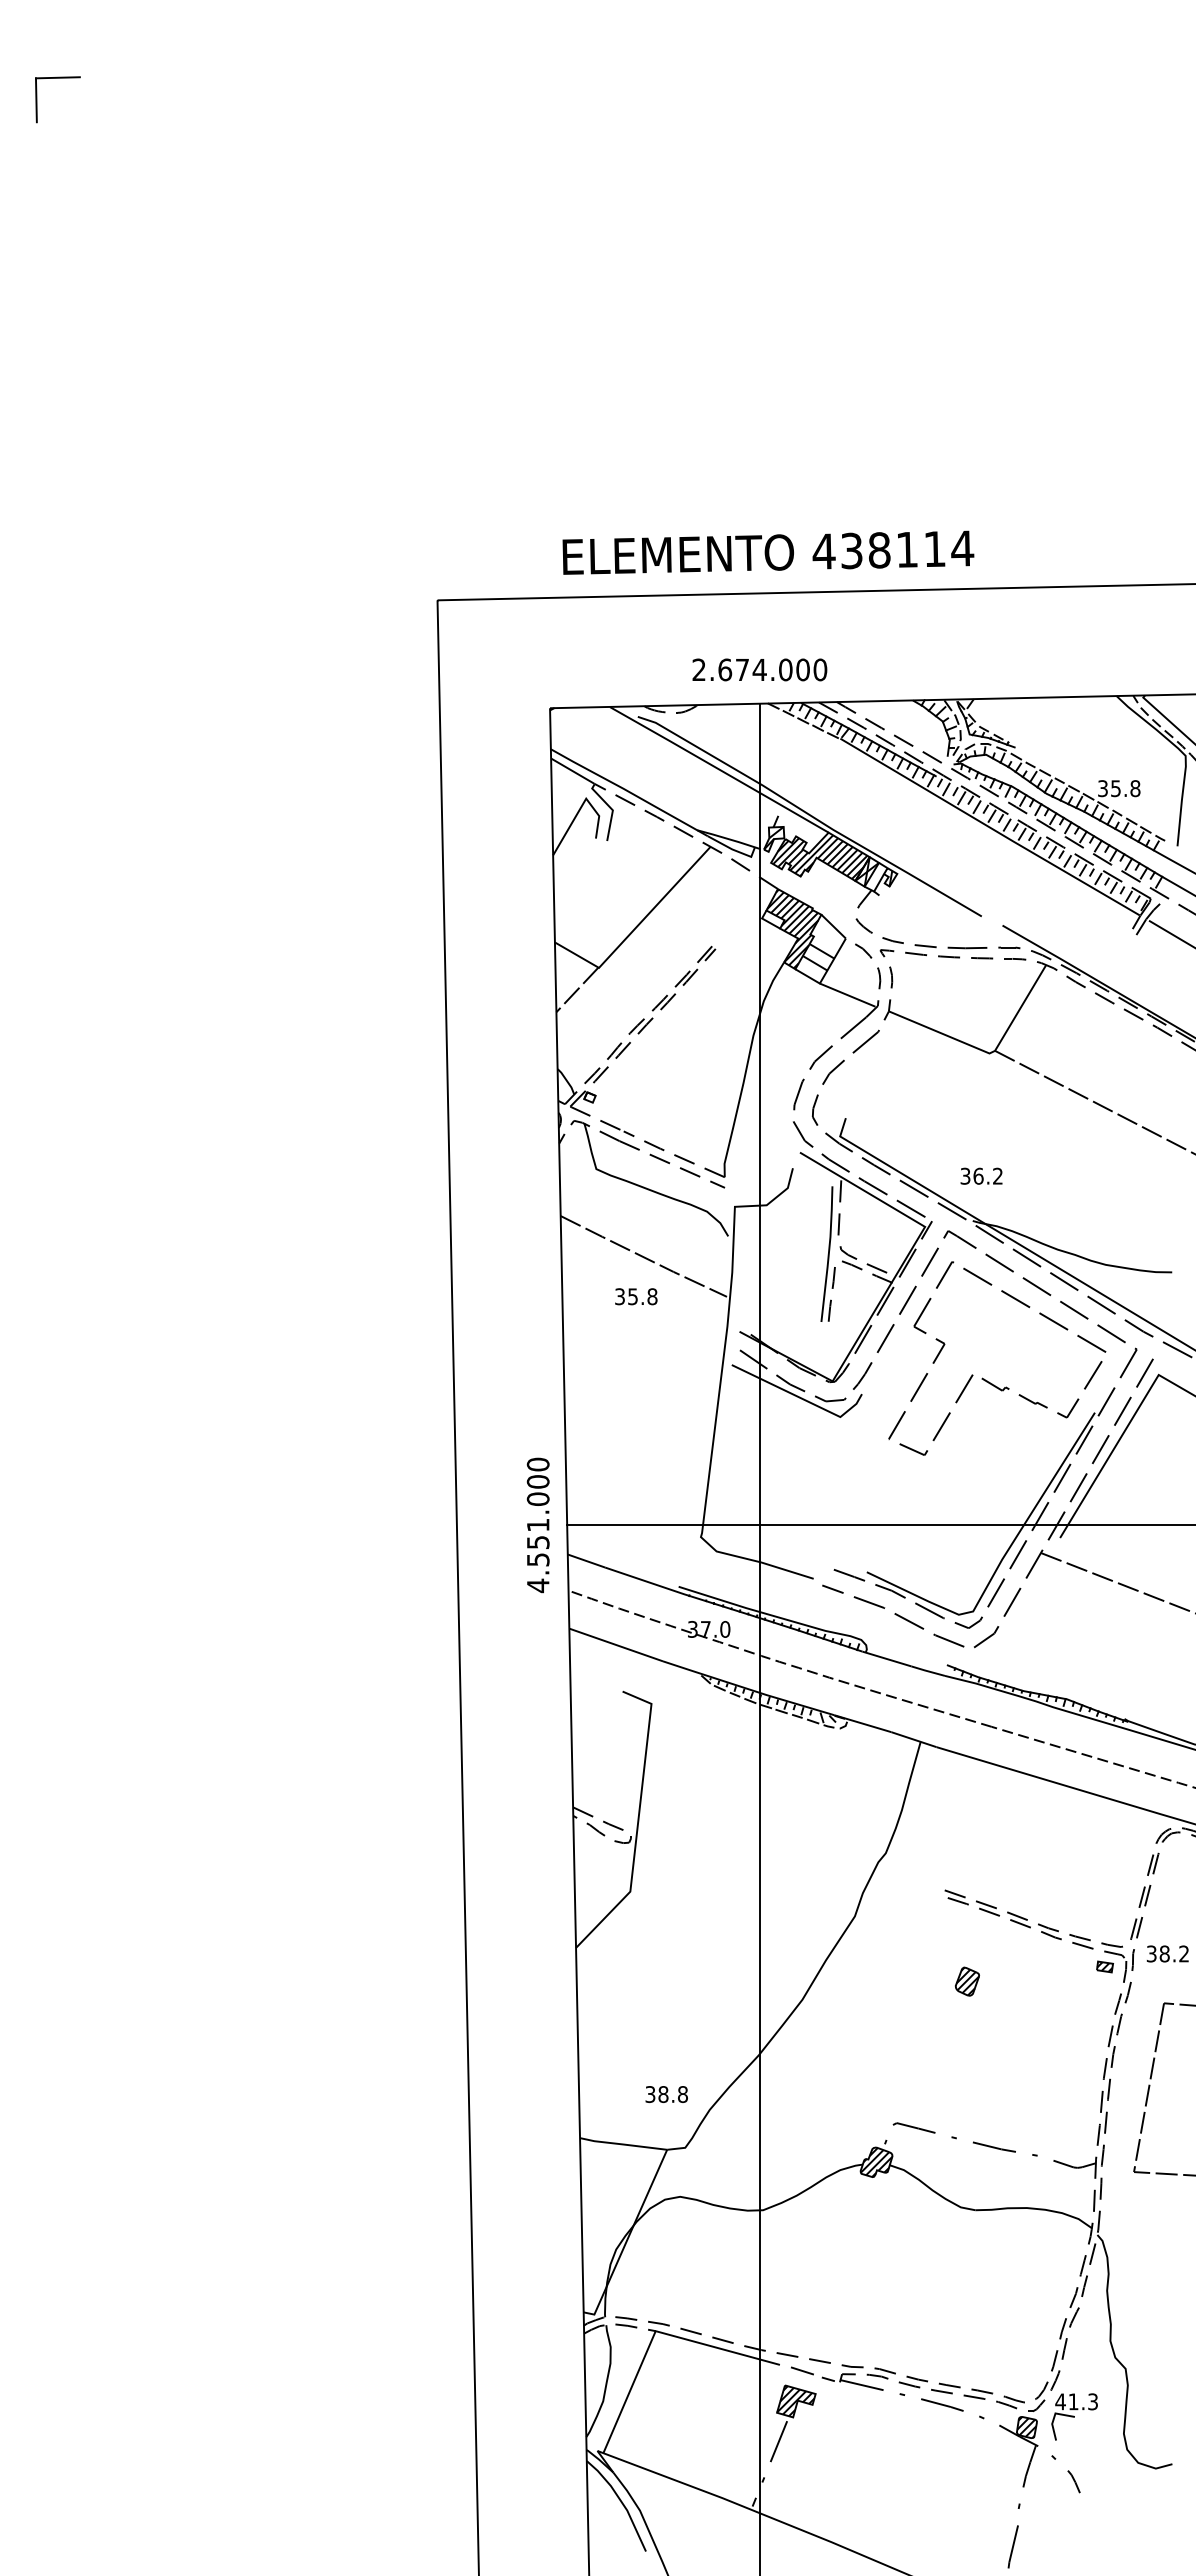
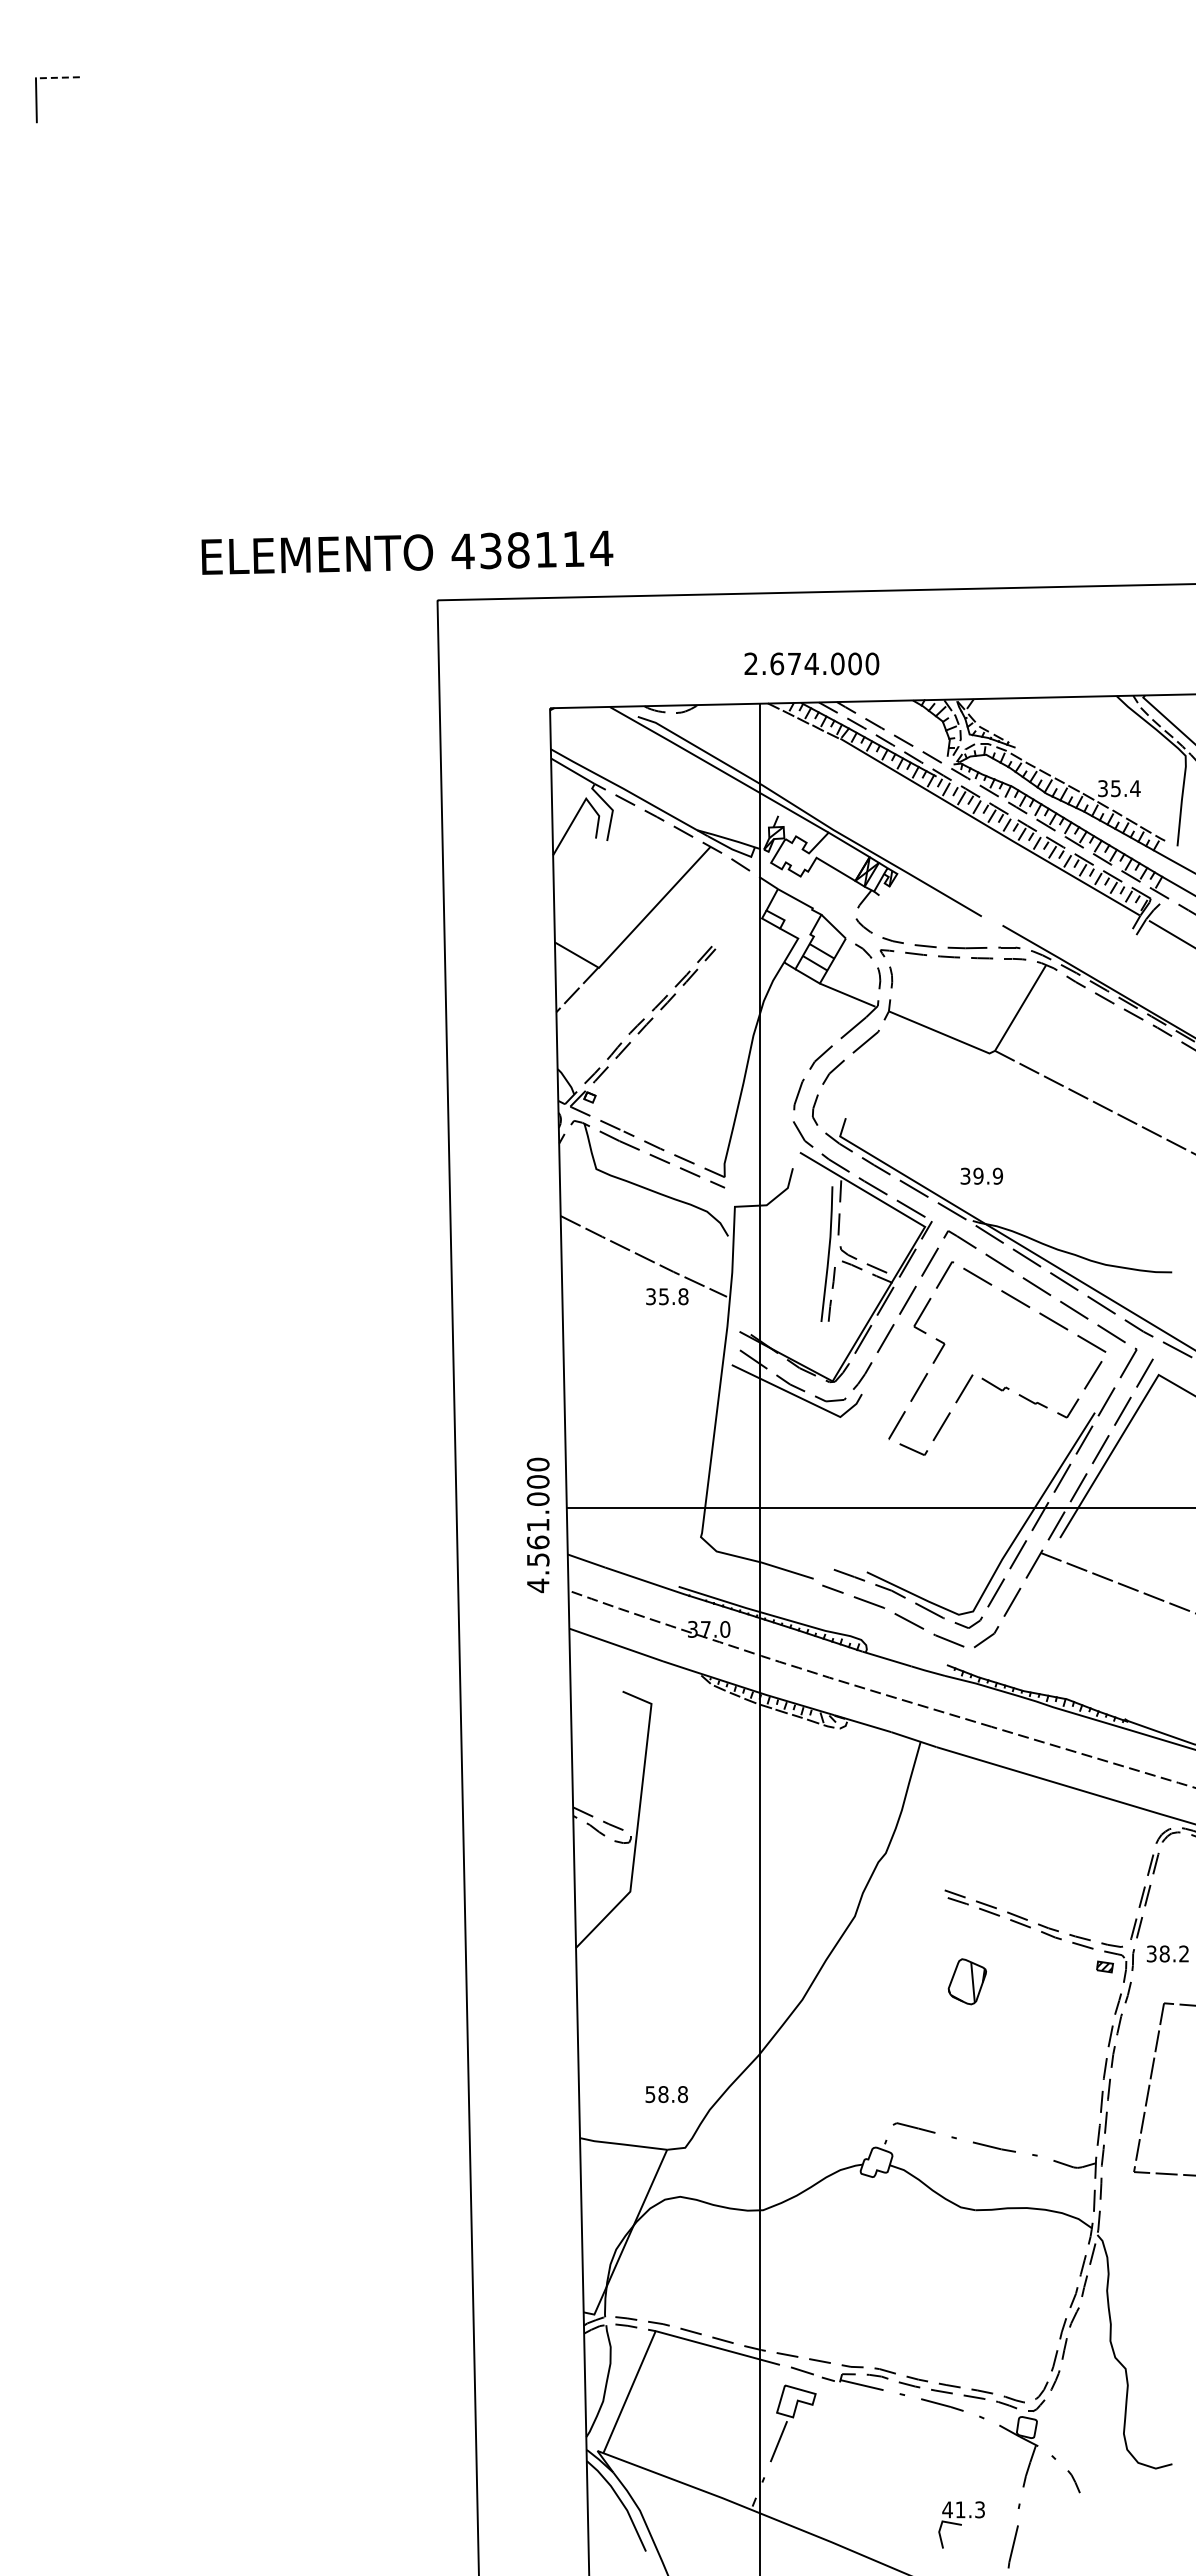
line: solid -> dashed (57, 77)
text position: (768, 552) -> (407, 552) (407, 552)
text position: (759, 669) -> (811, 663) (811, 663)
text: 35.8 -> 35.4 (1135, 788)
hatch: present -> none (820, 856)
hatch: present -> none (792, 928)
text: 36.2 -> 39.9 (987, 1175)
text position: (636, 1296) -> (667, 1296) (667, 1296)
line position: (879, 1525) -> (879, 1508) (879, 1508)
text: 4.551.000 -> 4.561.000 (537, 1542)
part size: 25x31 px -> 40x48 px (966, 1981)
text: 38.8 -> 58.8 (650, 2093)
hatch: present -> none (876, 2162)
hatch: present -> none (795, 2401)
part position: (1074, 2416) -> (961, 2524) (961, 2524)
hatch: present -> none (1026, 2427)
